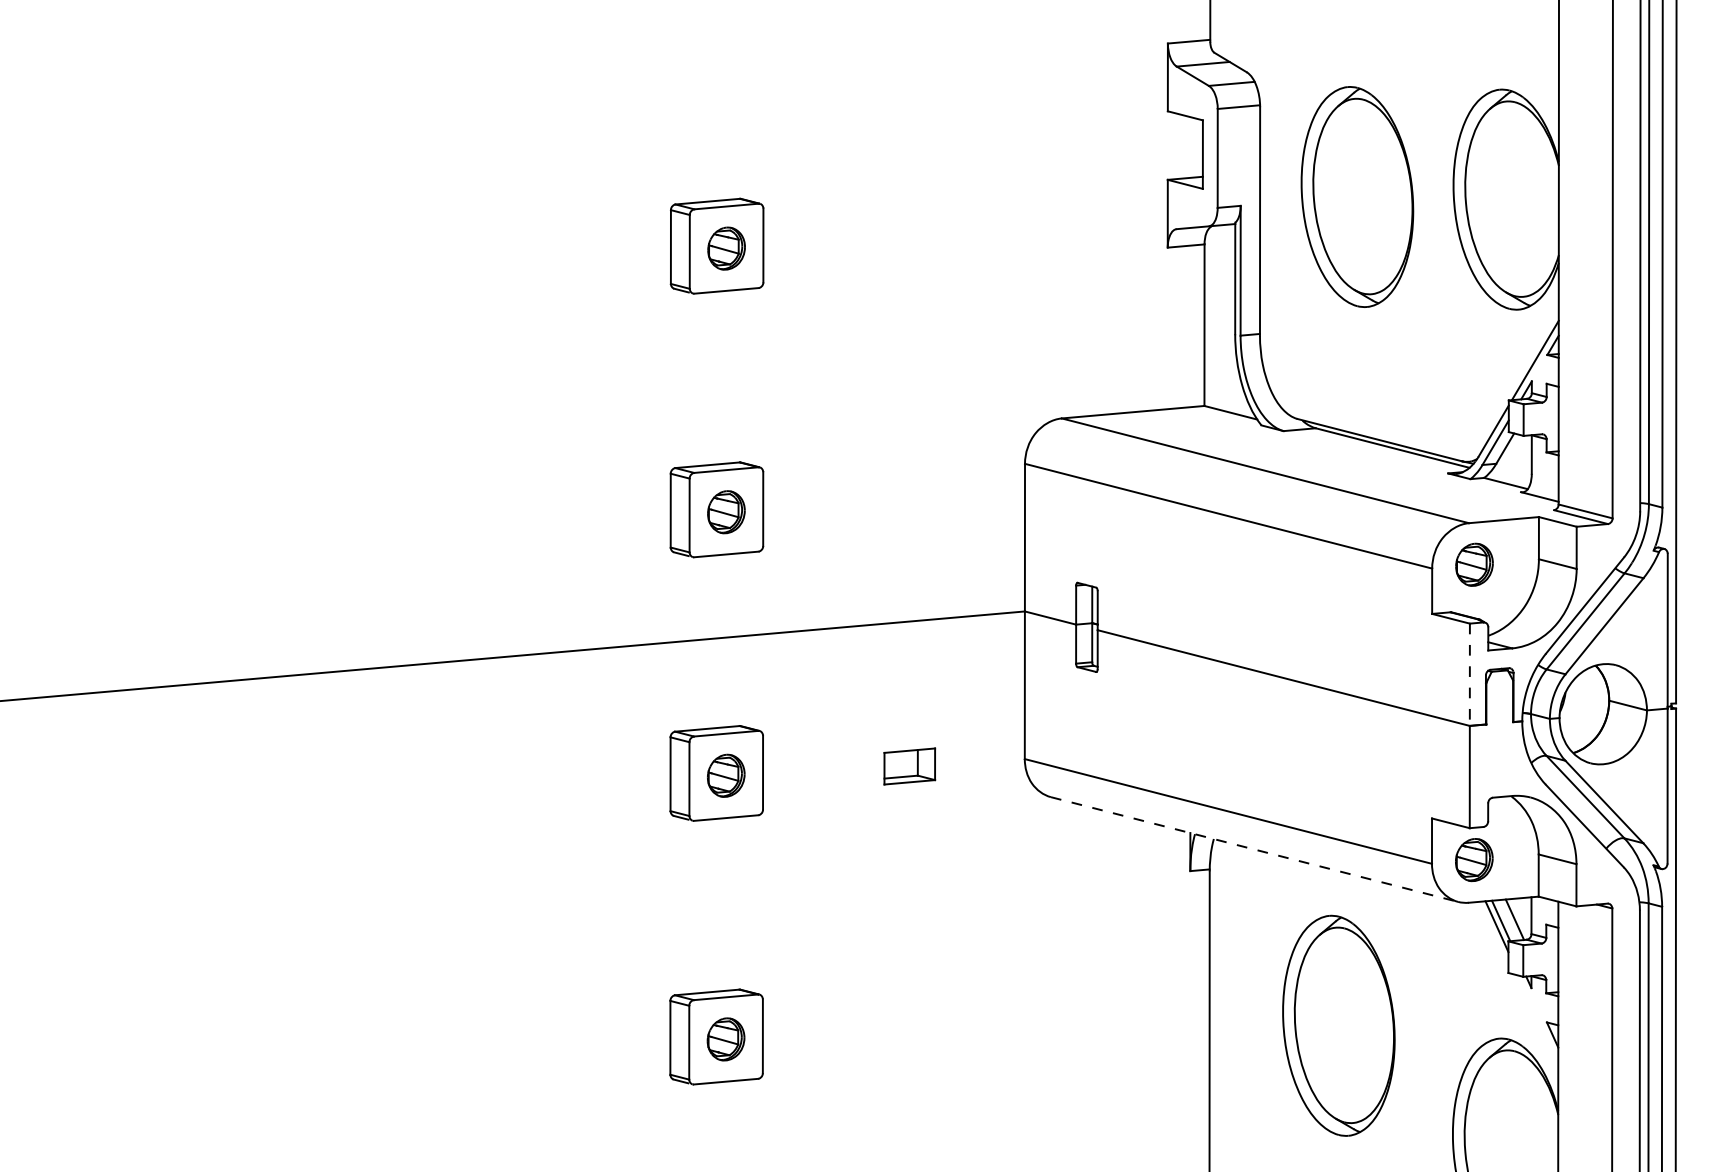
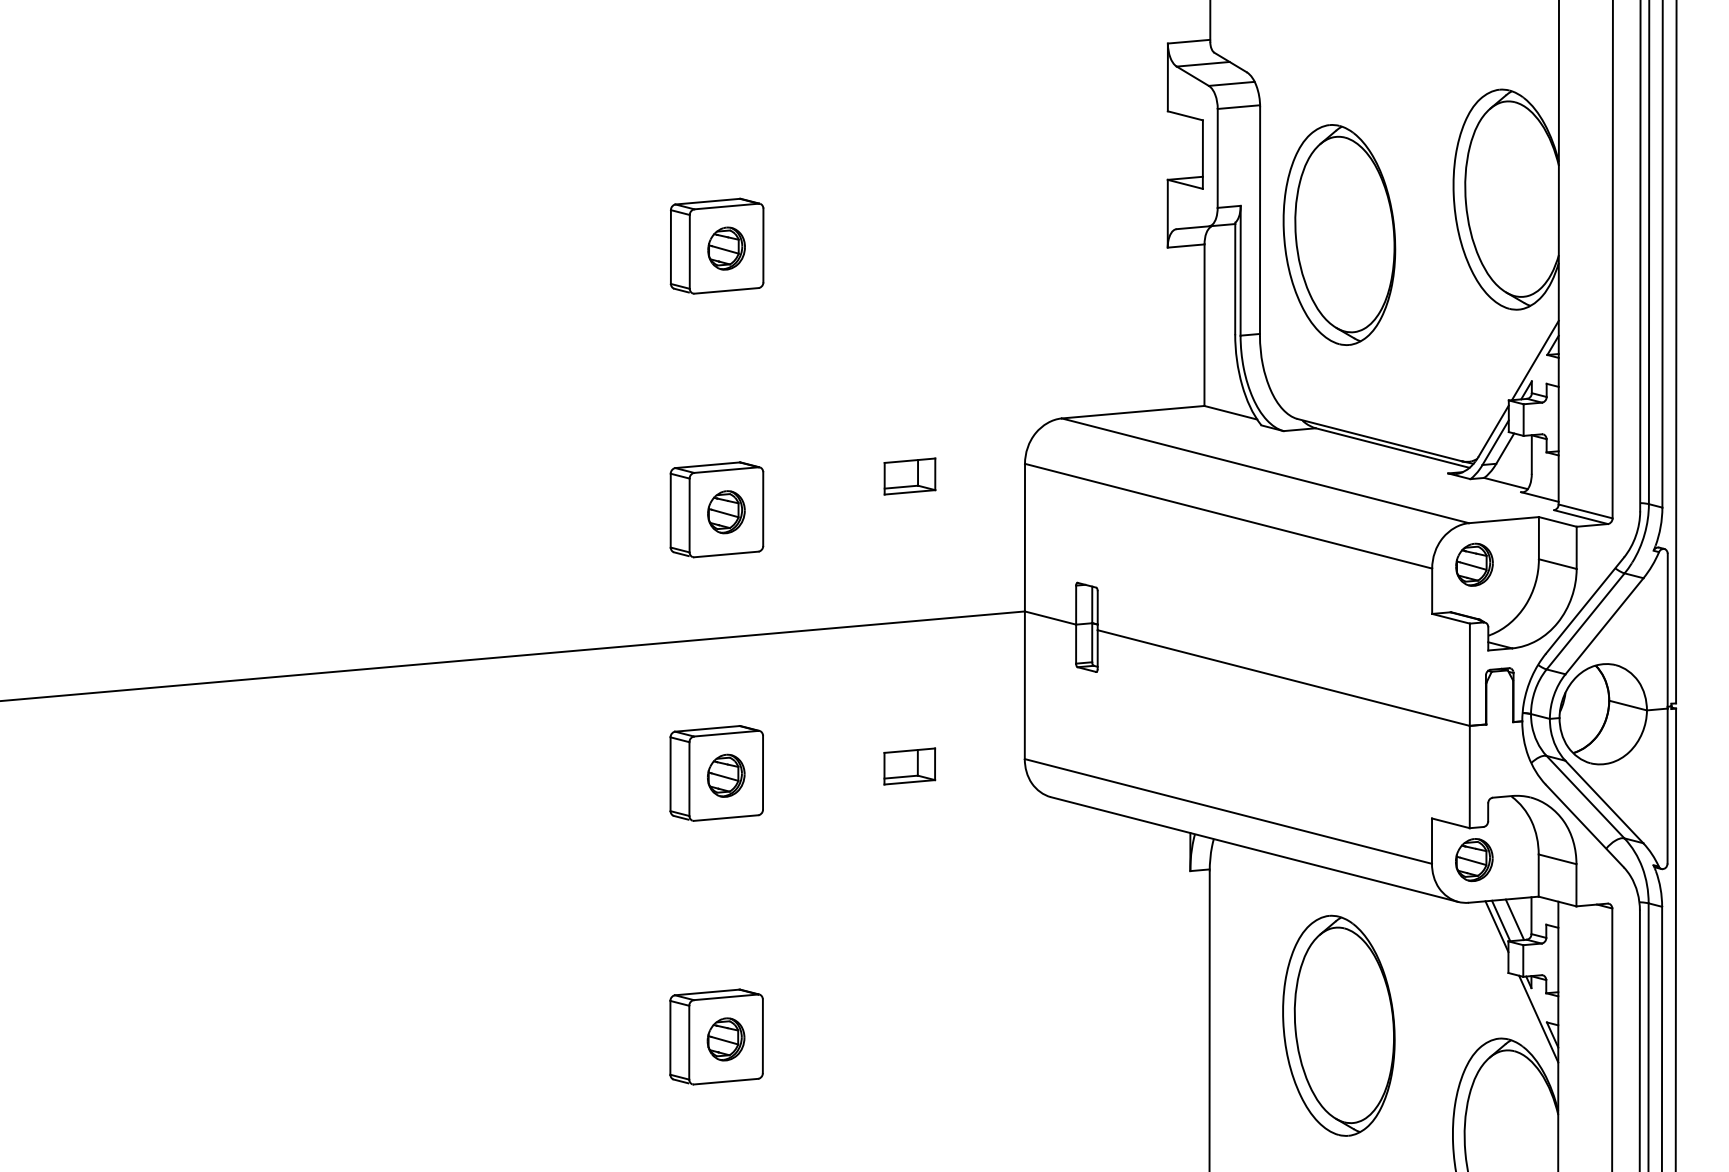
part position: (1357, 196) -> (1339, 234) (1339, 234)
part: none -> present (909, 476)
line: dashed -> solid (1469, 675)
line: dashed -> solid (1255, 849)
line: none -> present (1538, 1018)
